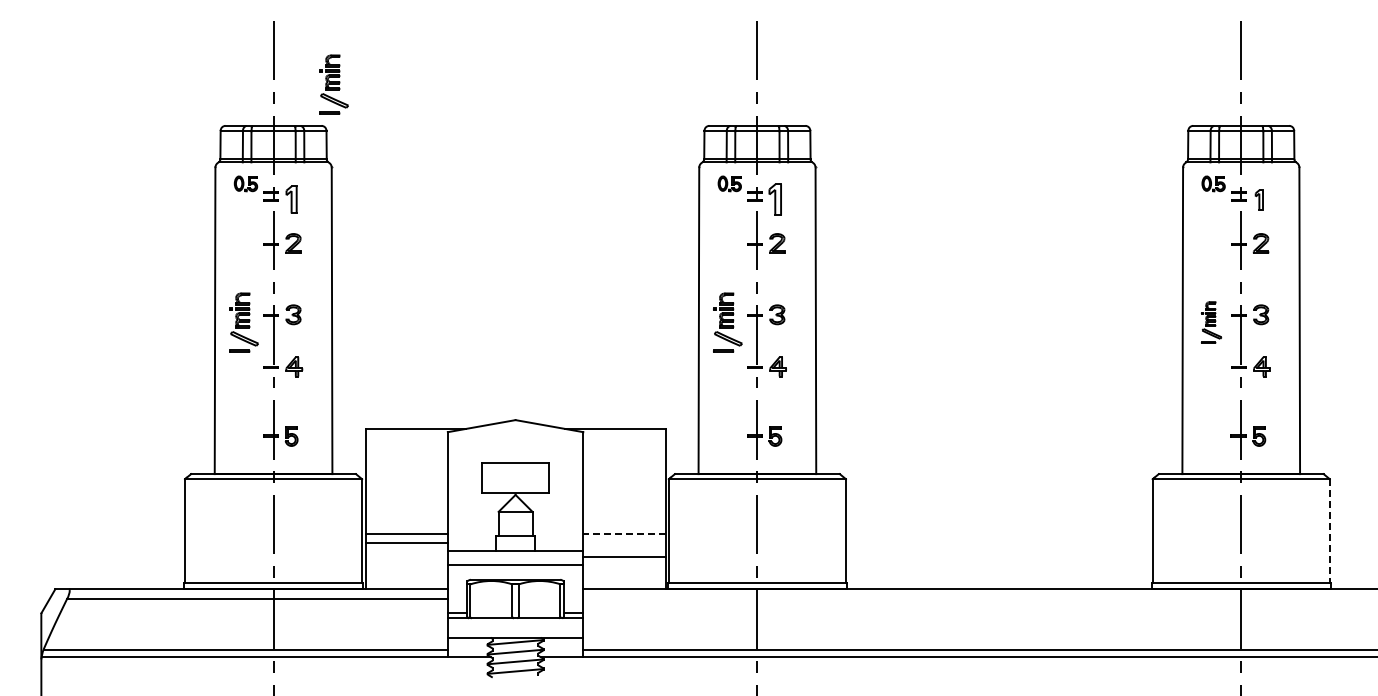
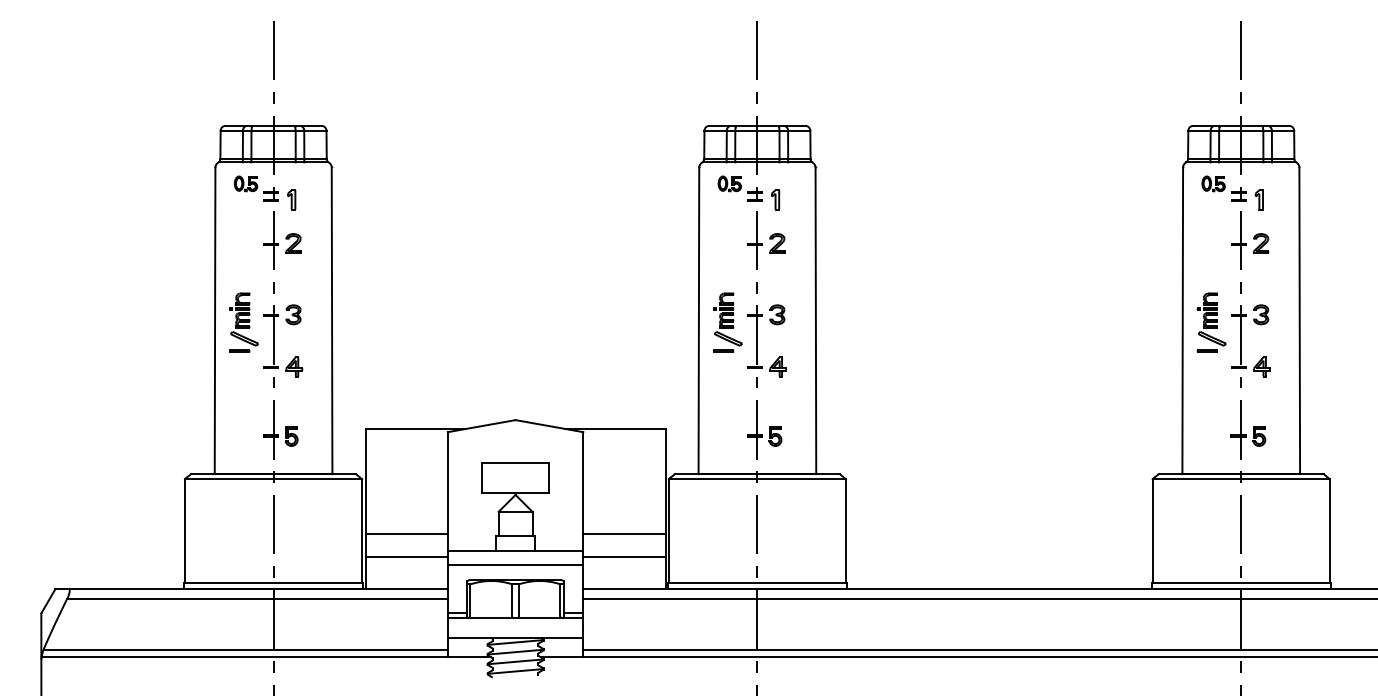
part: present -> none (333, 84)
part size: 13x29 px -> 10x22 px (291, 199)
part size: 14x33 px -> 10x22 px (775, 199)
part size: 22x43 px -> 31x61 px (1211, 322)
line: dashed -> solid (1329, 531)
line: dashed -> solid (623, 534)
line position: (406, 543) -> (406, 557) (406, 557)
line: none -> present (978, 598)
